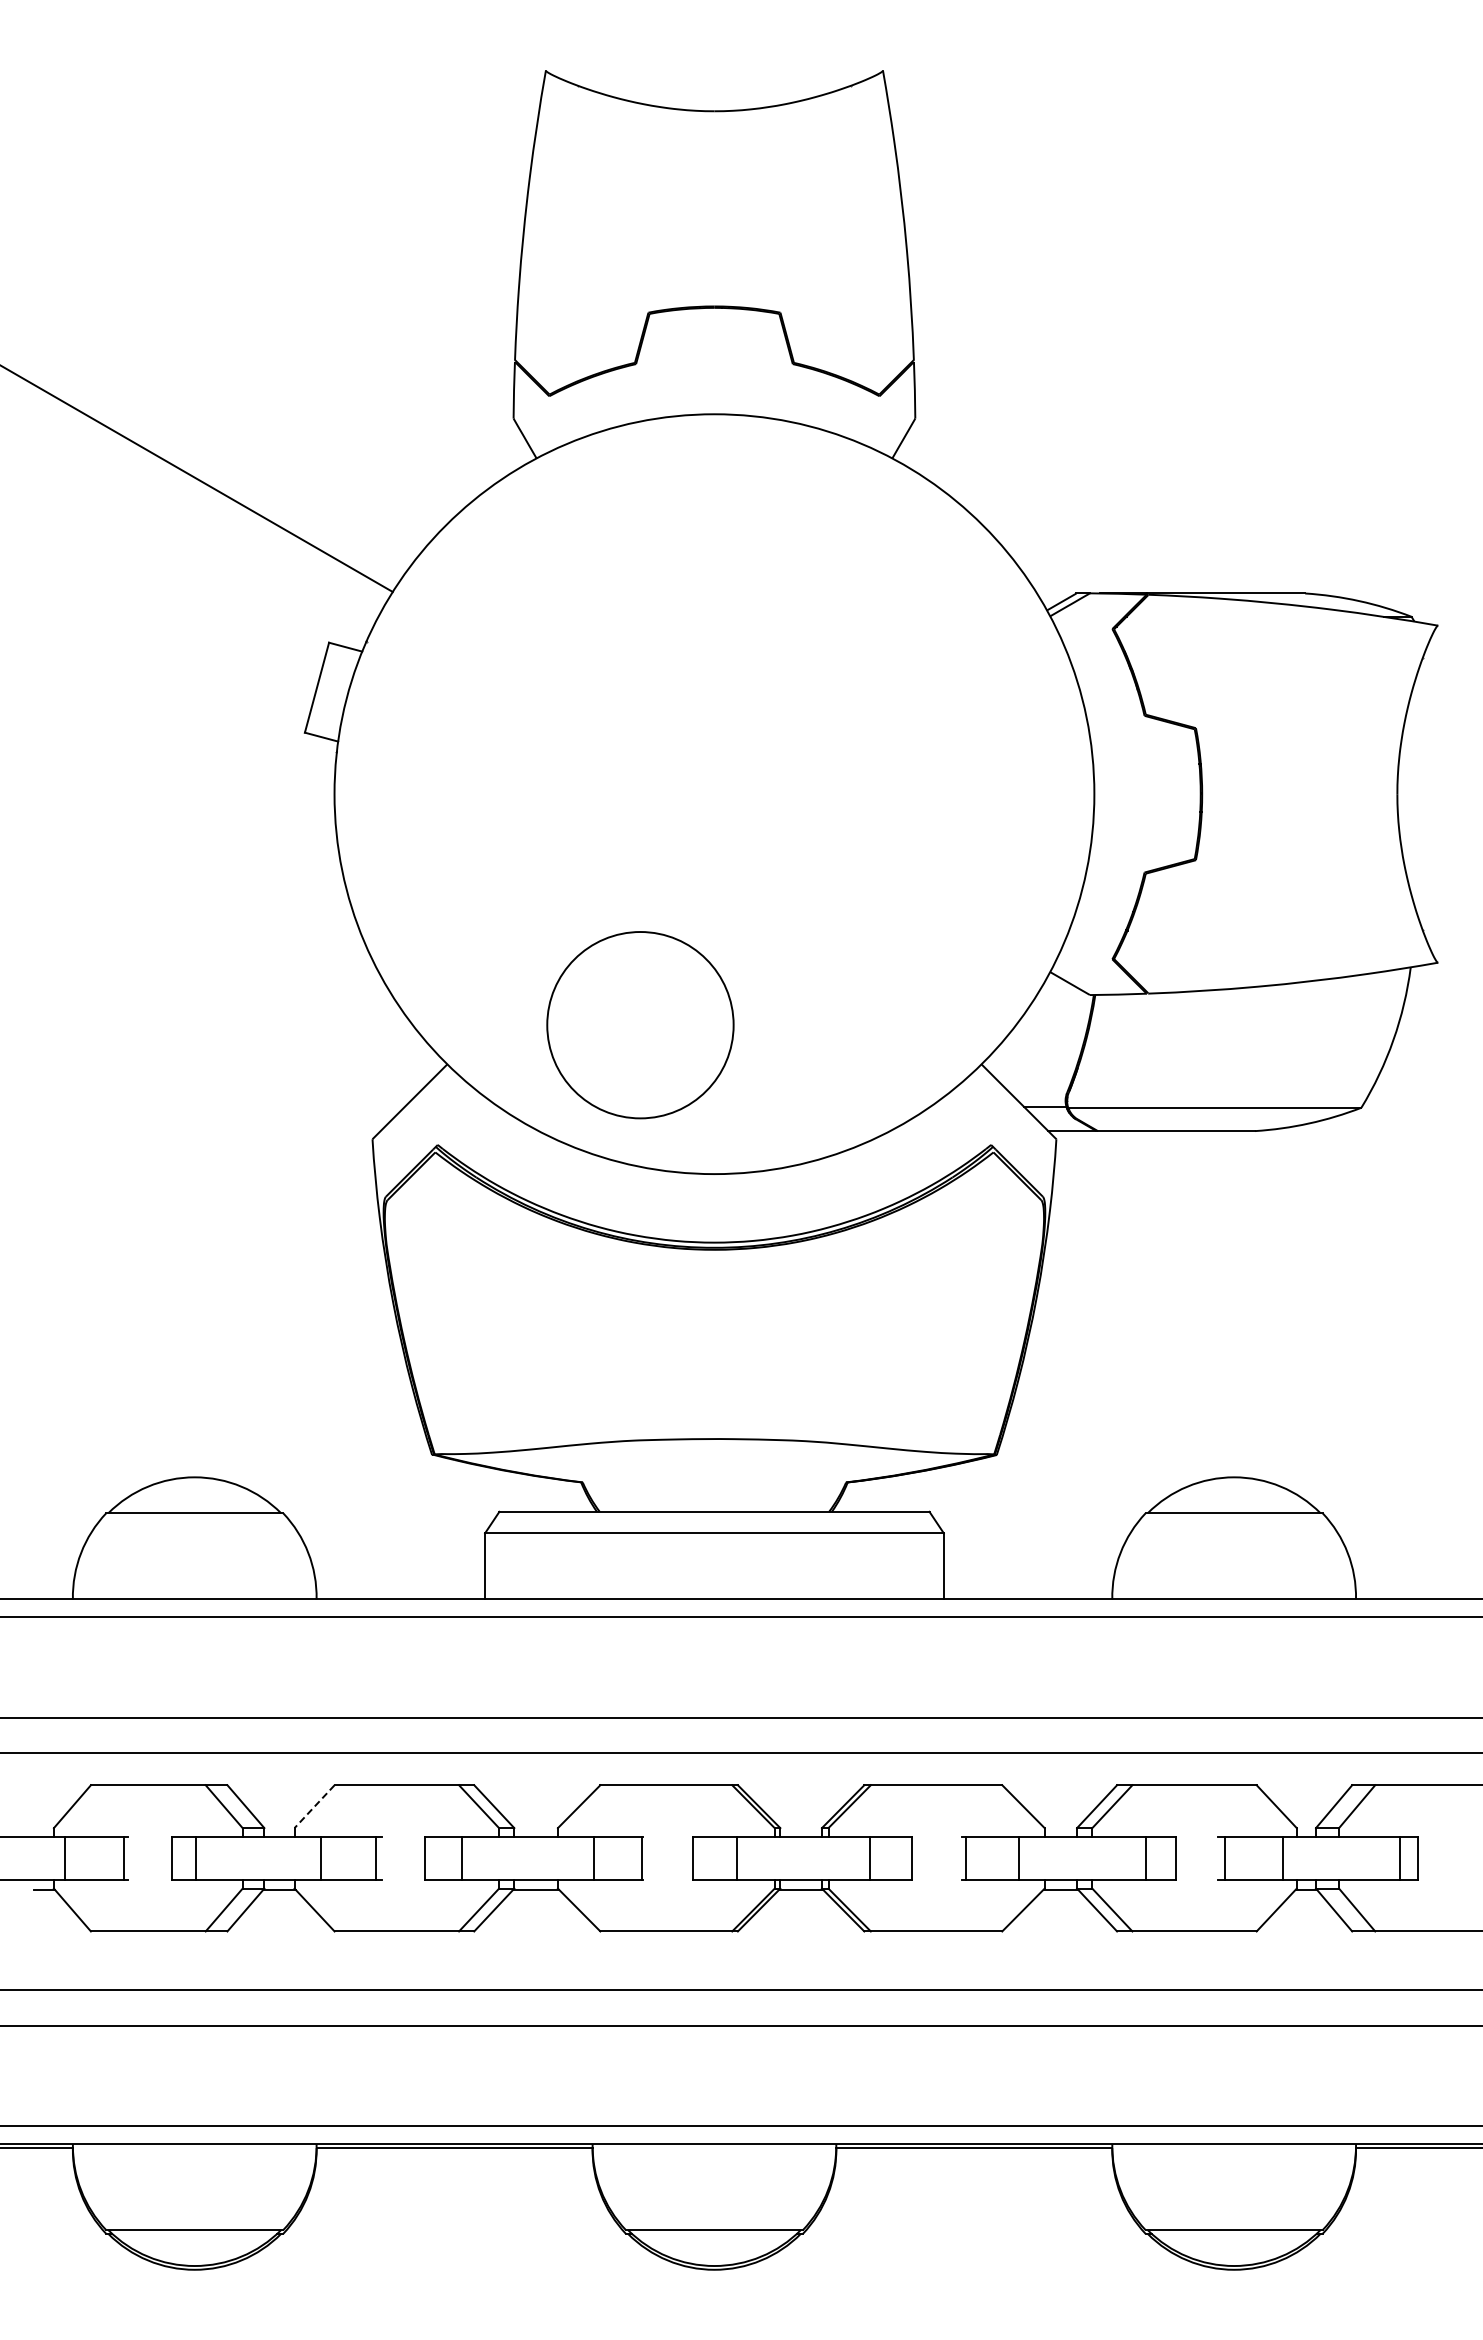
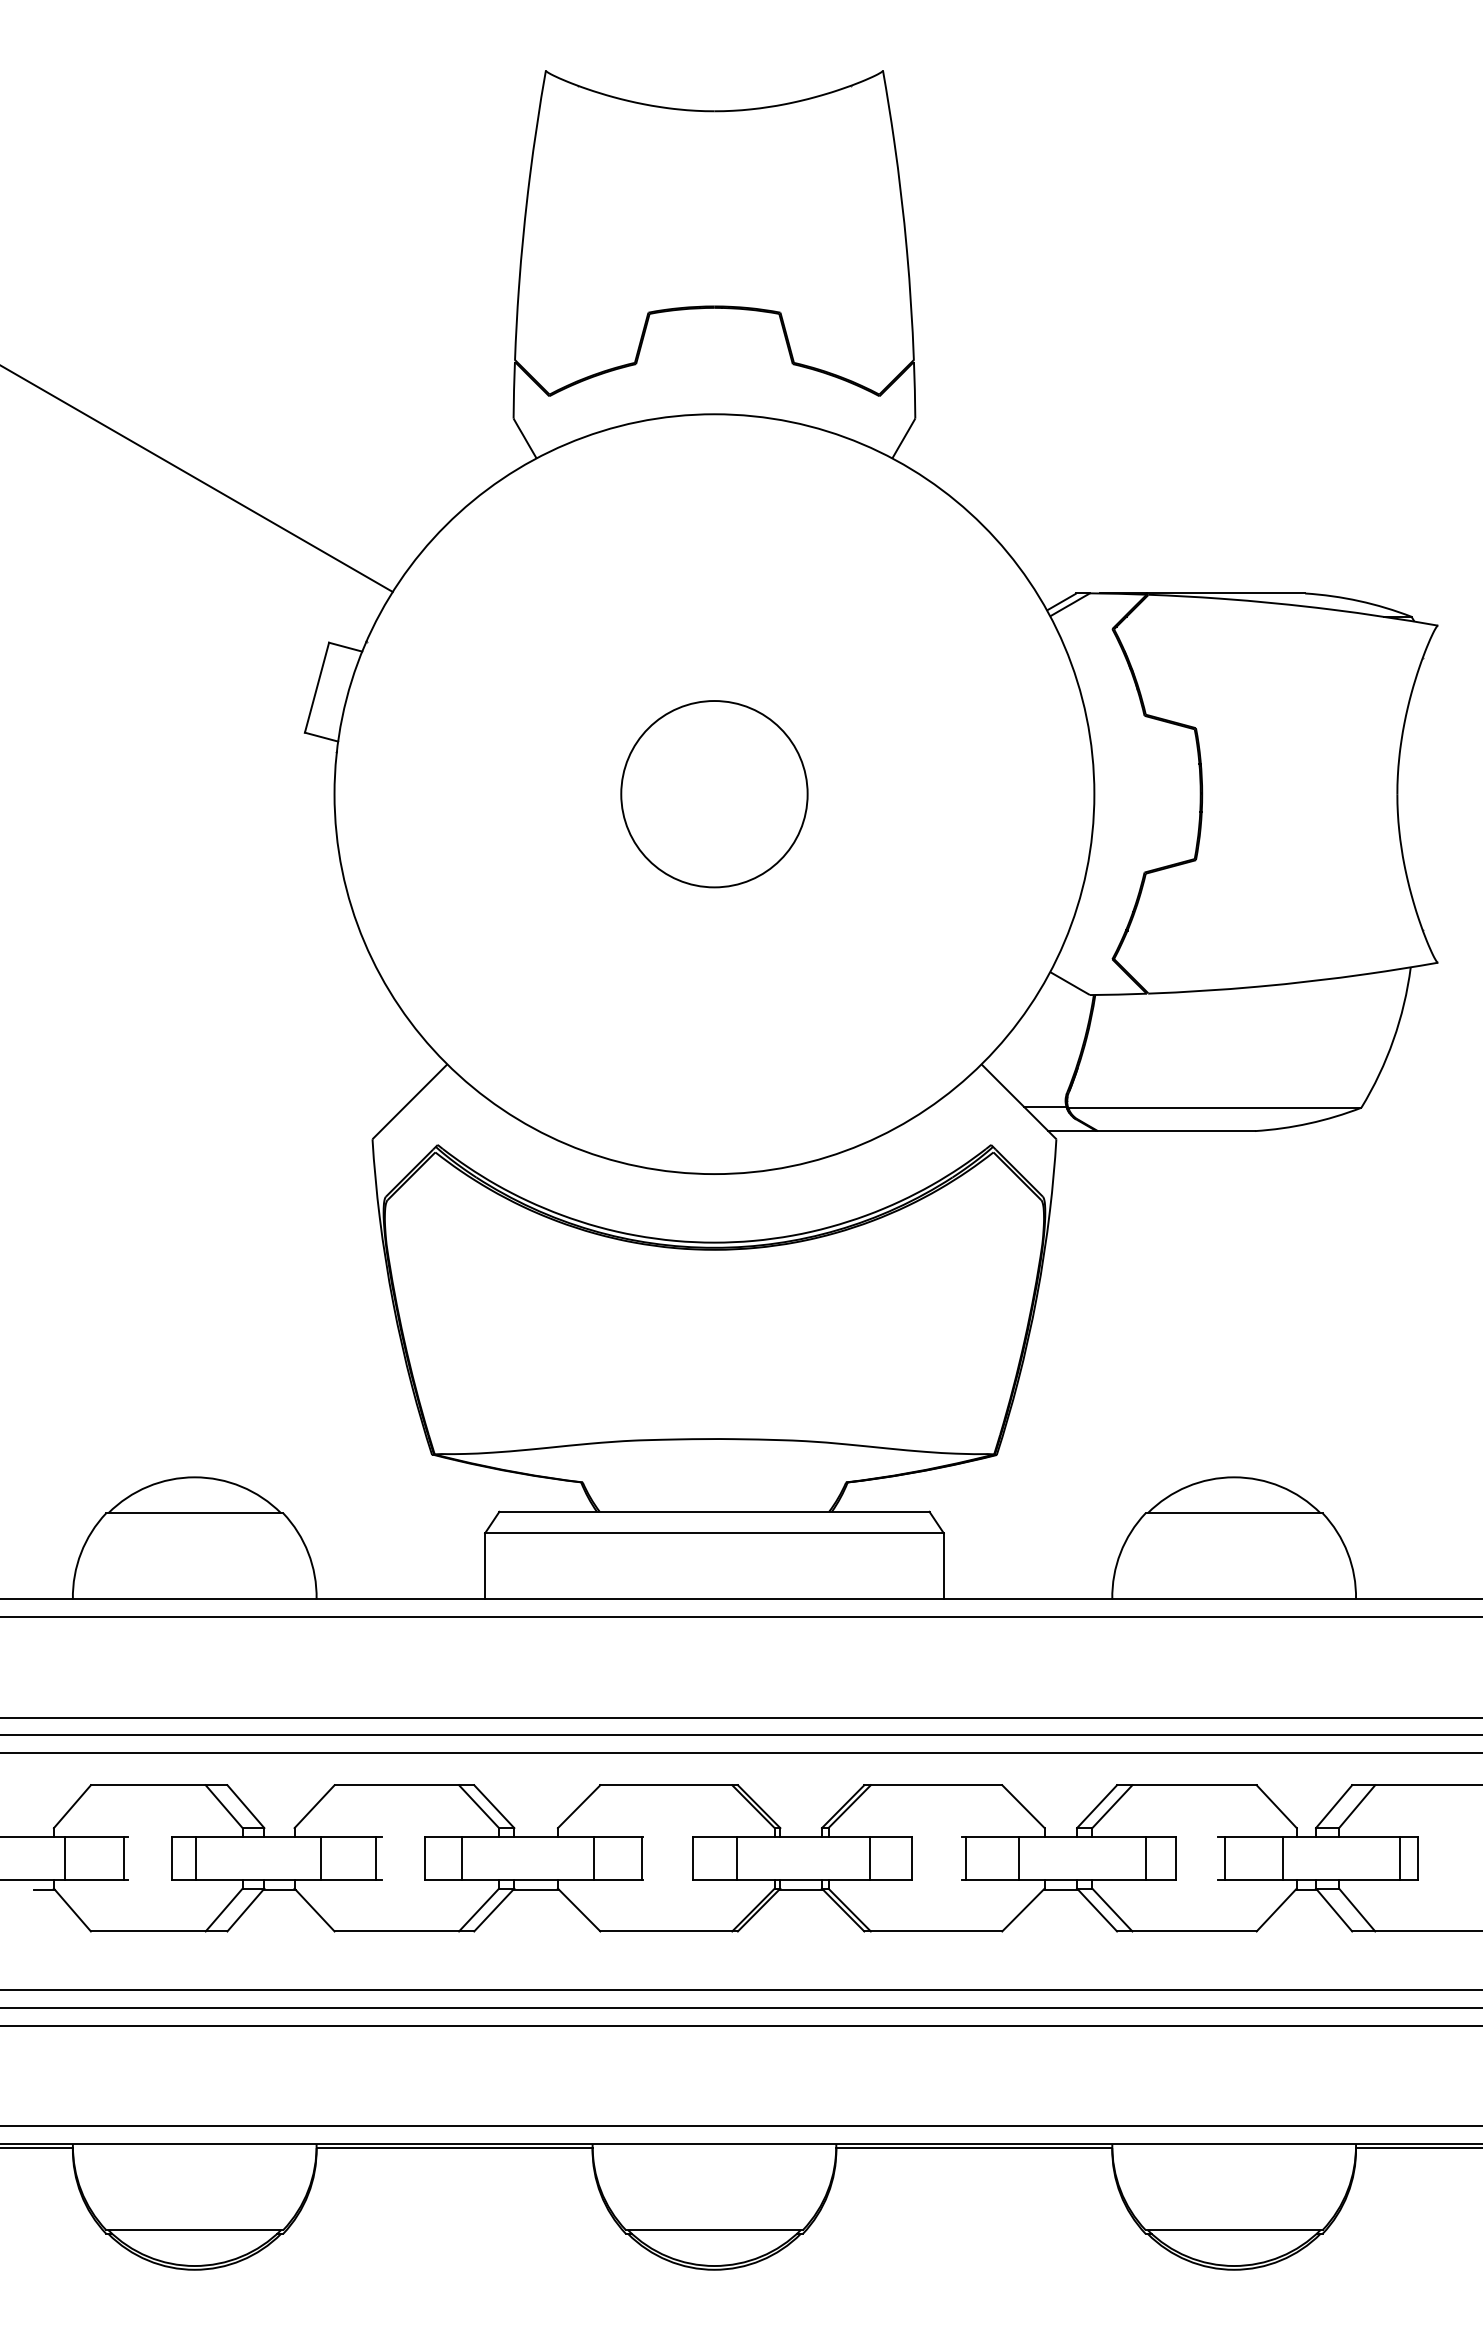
circle position: (640, 1025) -> (714, 794) (714, 794)
line: none -> present (740, 1735)
line: dashed -> solid (314, 1807)
line: none -> present (740, 2007)
